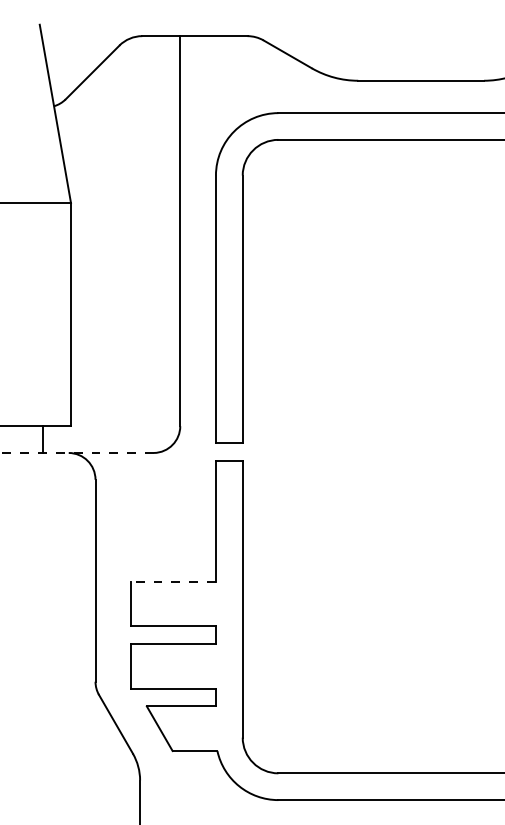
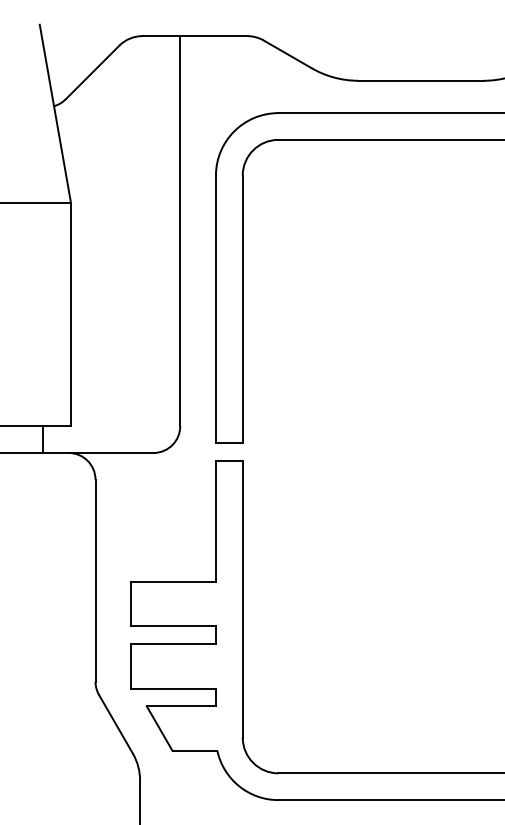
line: dashed -> solid (77, 452)
line: dashed -> solid (173, 581)
